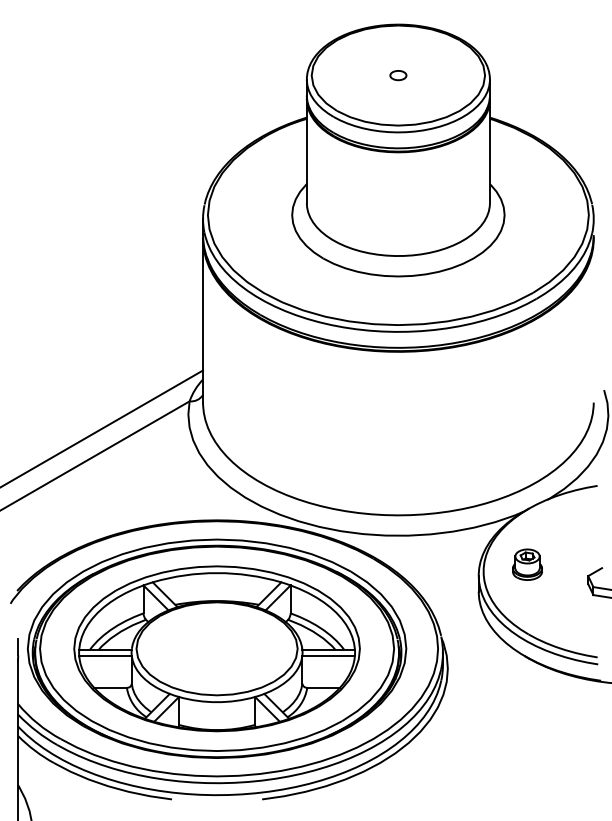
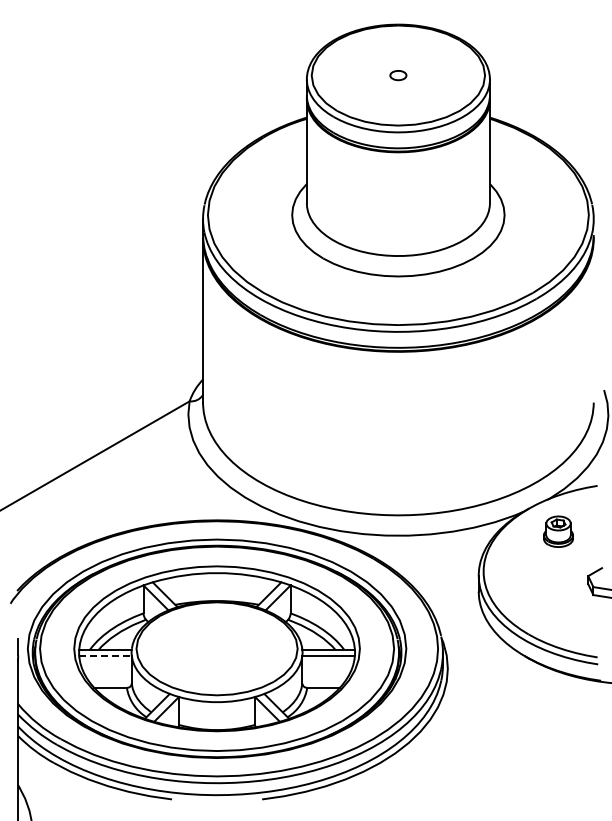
line: present -> none (102, 428)
part position: (527, 564) -> (558, 531) (558, 531)
line: solid -> dashed (105, 655)
